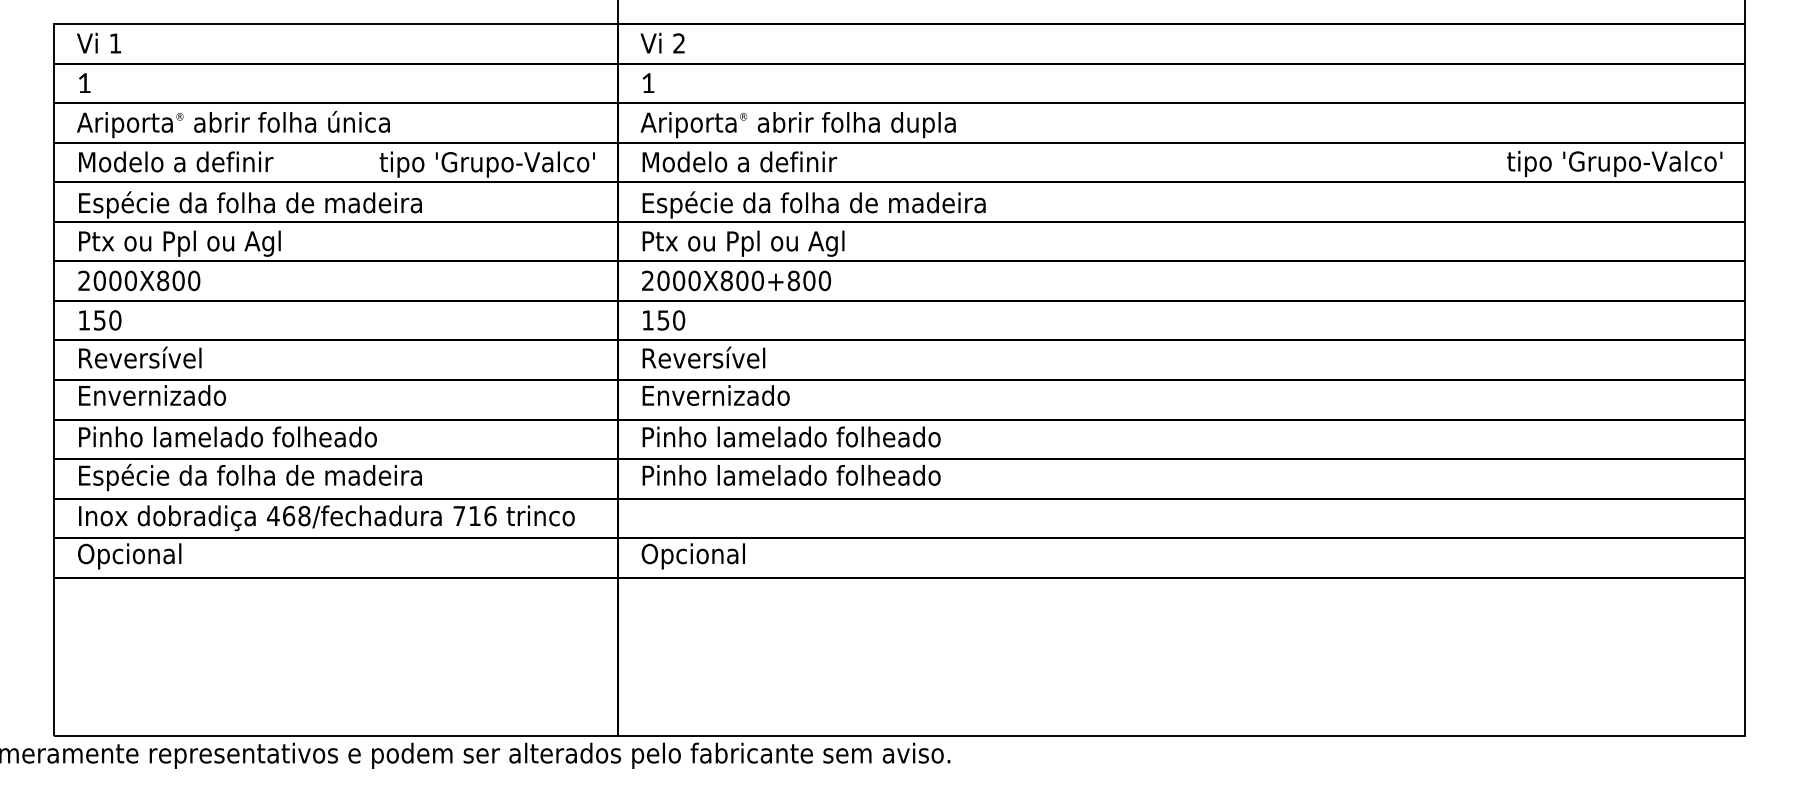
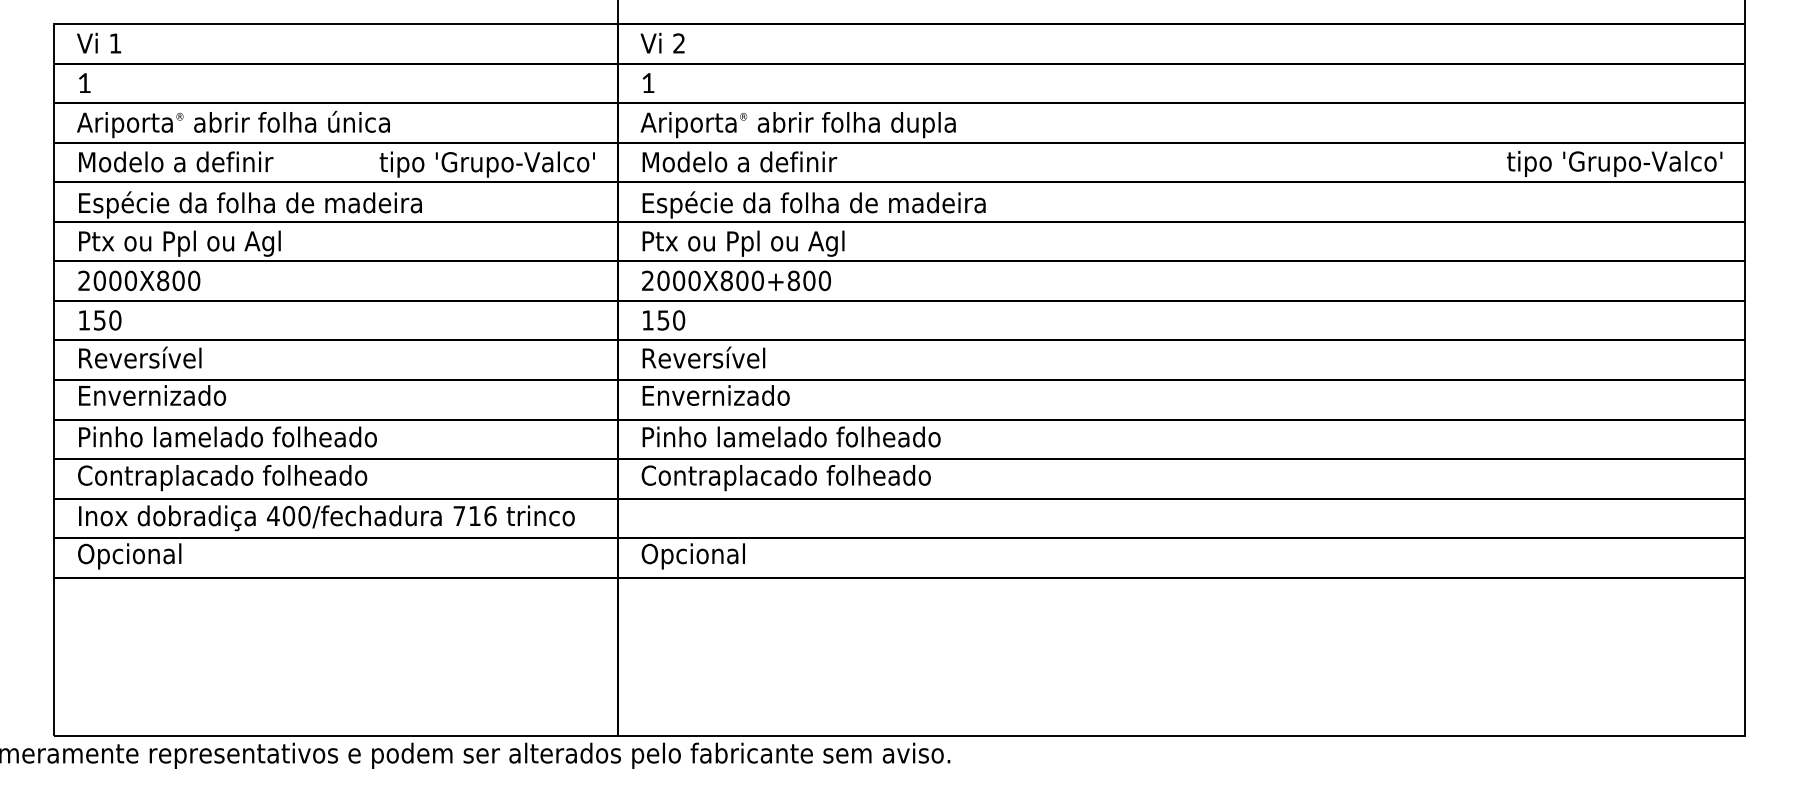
text: Espécie da folha de madeira -> Contraplacado folheado (249, 477)
text: Pinho lamelado folheado -> Contraplacado folheado (790, 478)
text: 468/fechadura -> 400/fechadura (296, 515)
